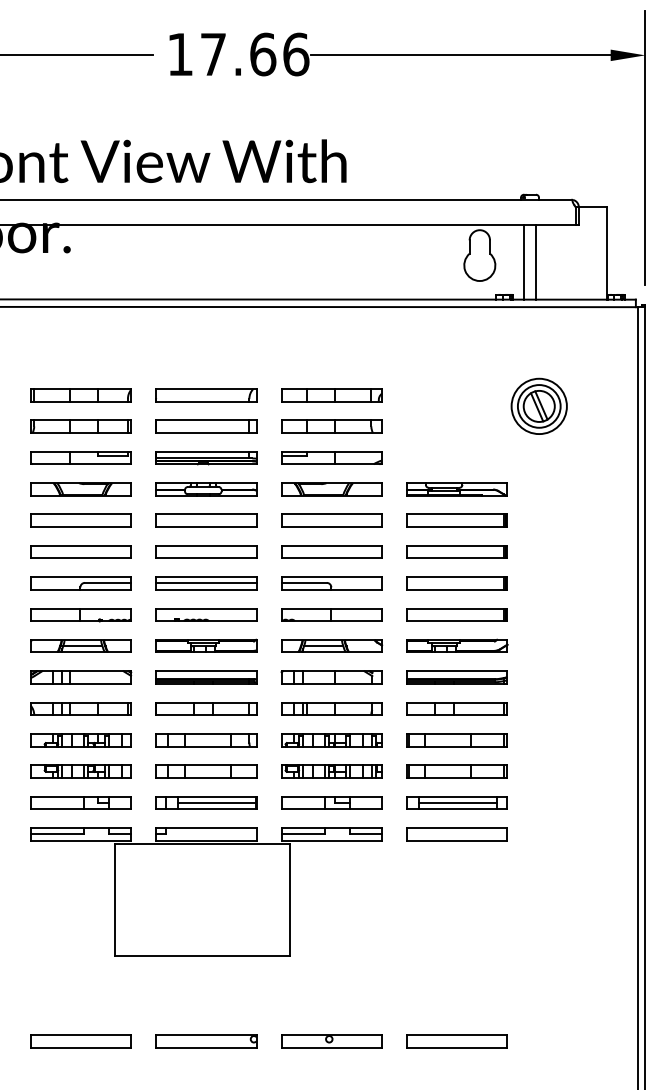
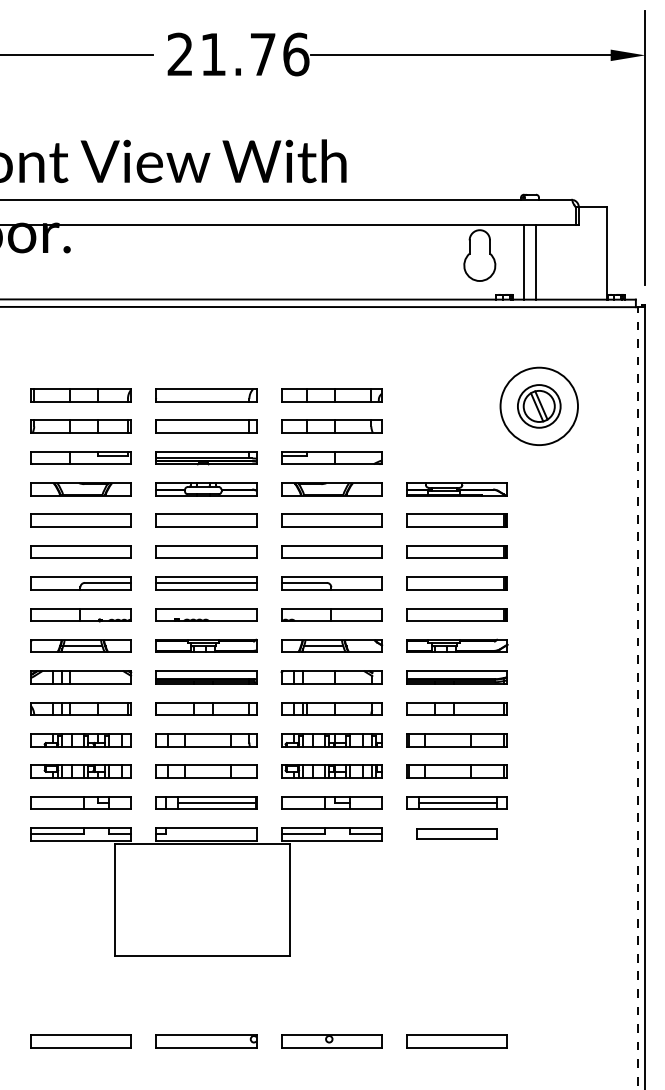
text: 17.66 -> 21.76 (221, 54)
circle diameter: 55 px -> 77 px (538, 406)
line: solid -> dashed (637, 698)
part size: 102x15 px -> 82x12 px (456, 833)
